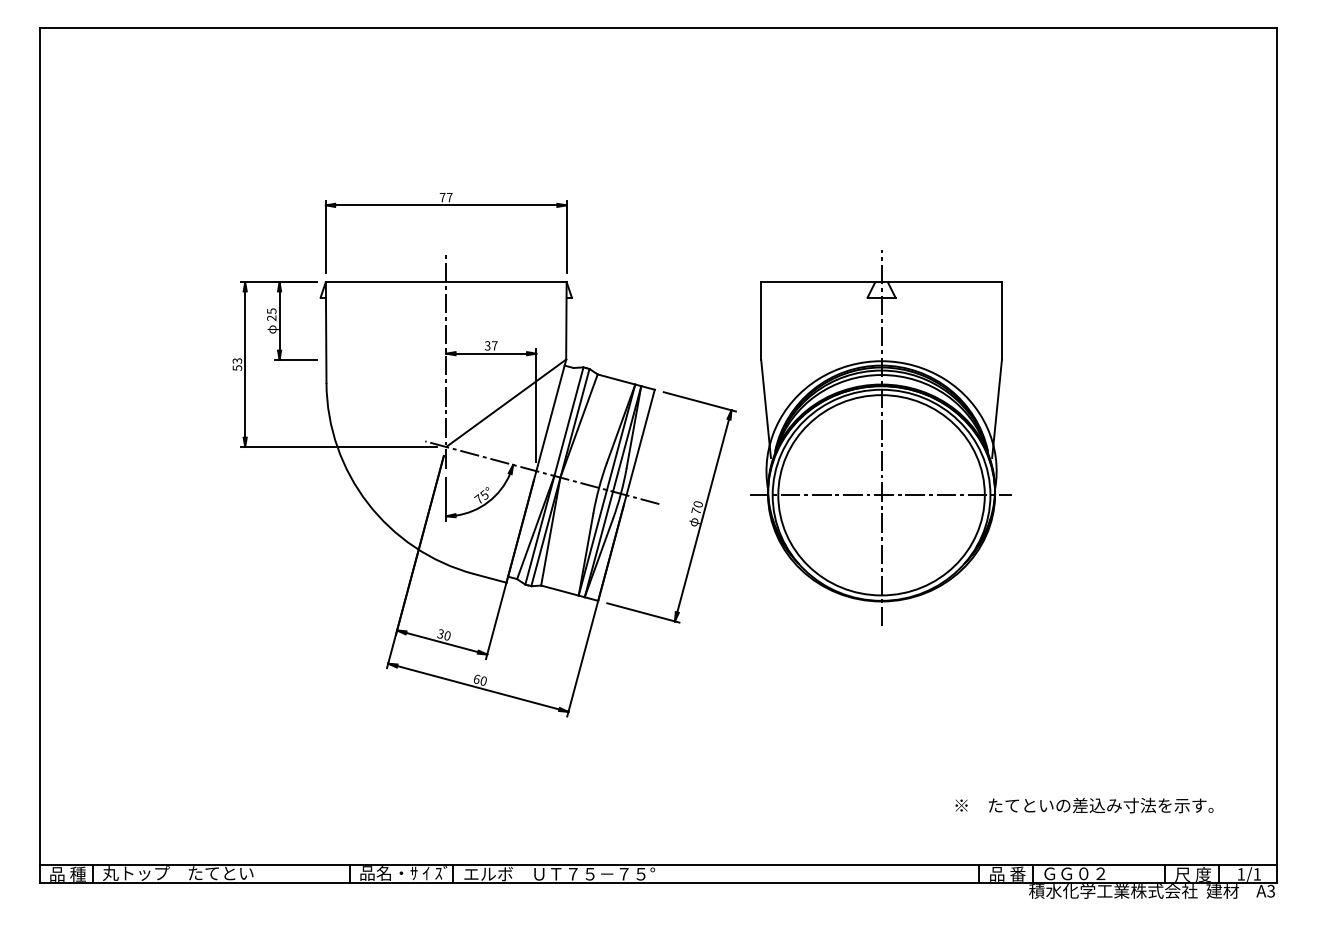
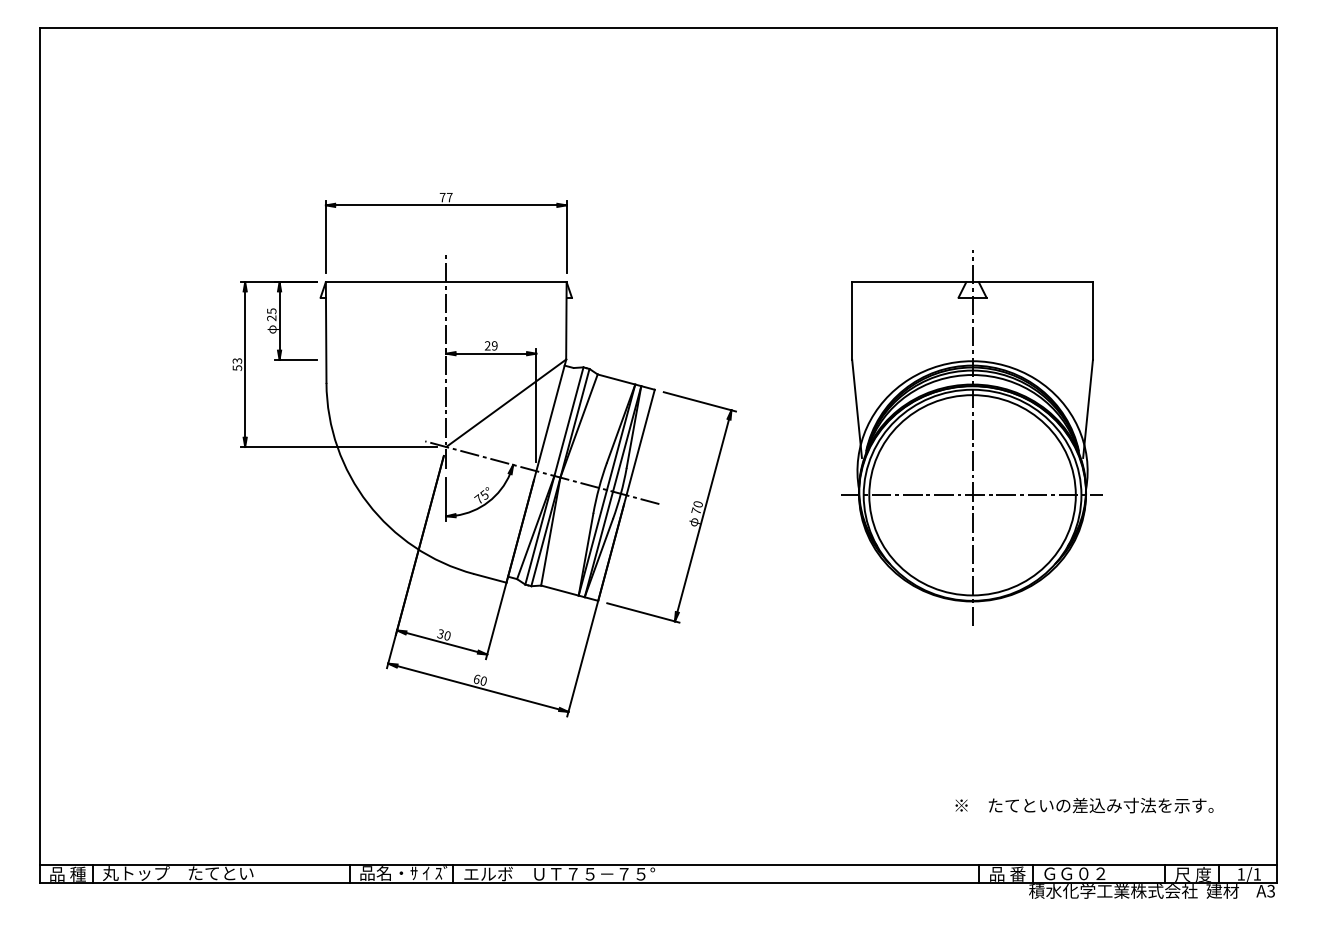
text: 37 -> 29 (490, 345)
part position: (880, 437) -> (971, 437) (971, 437)
